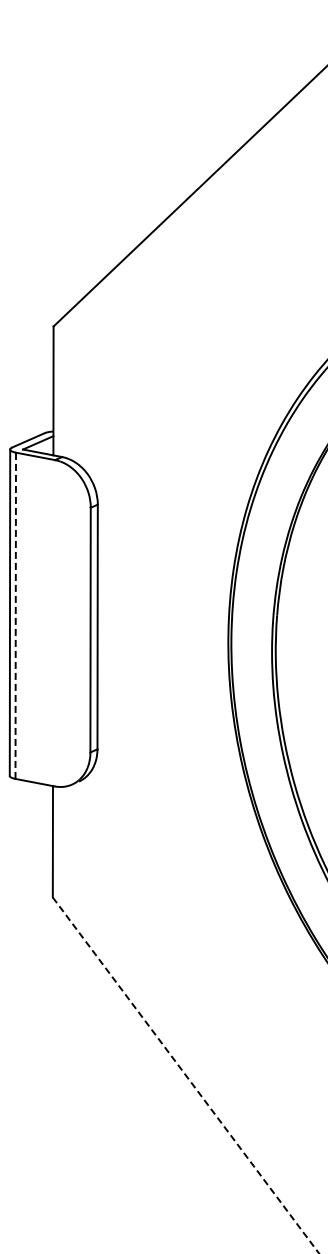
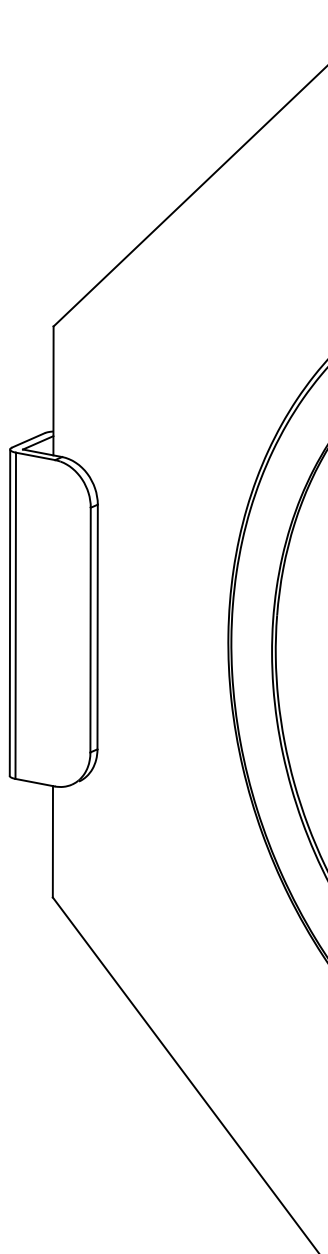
line: dashed -> solid (15, 615)
line: dashed -> solid (186, 1075)
